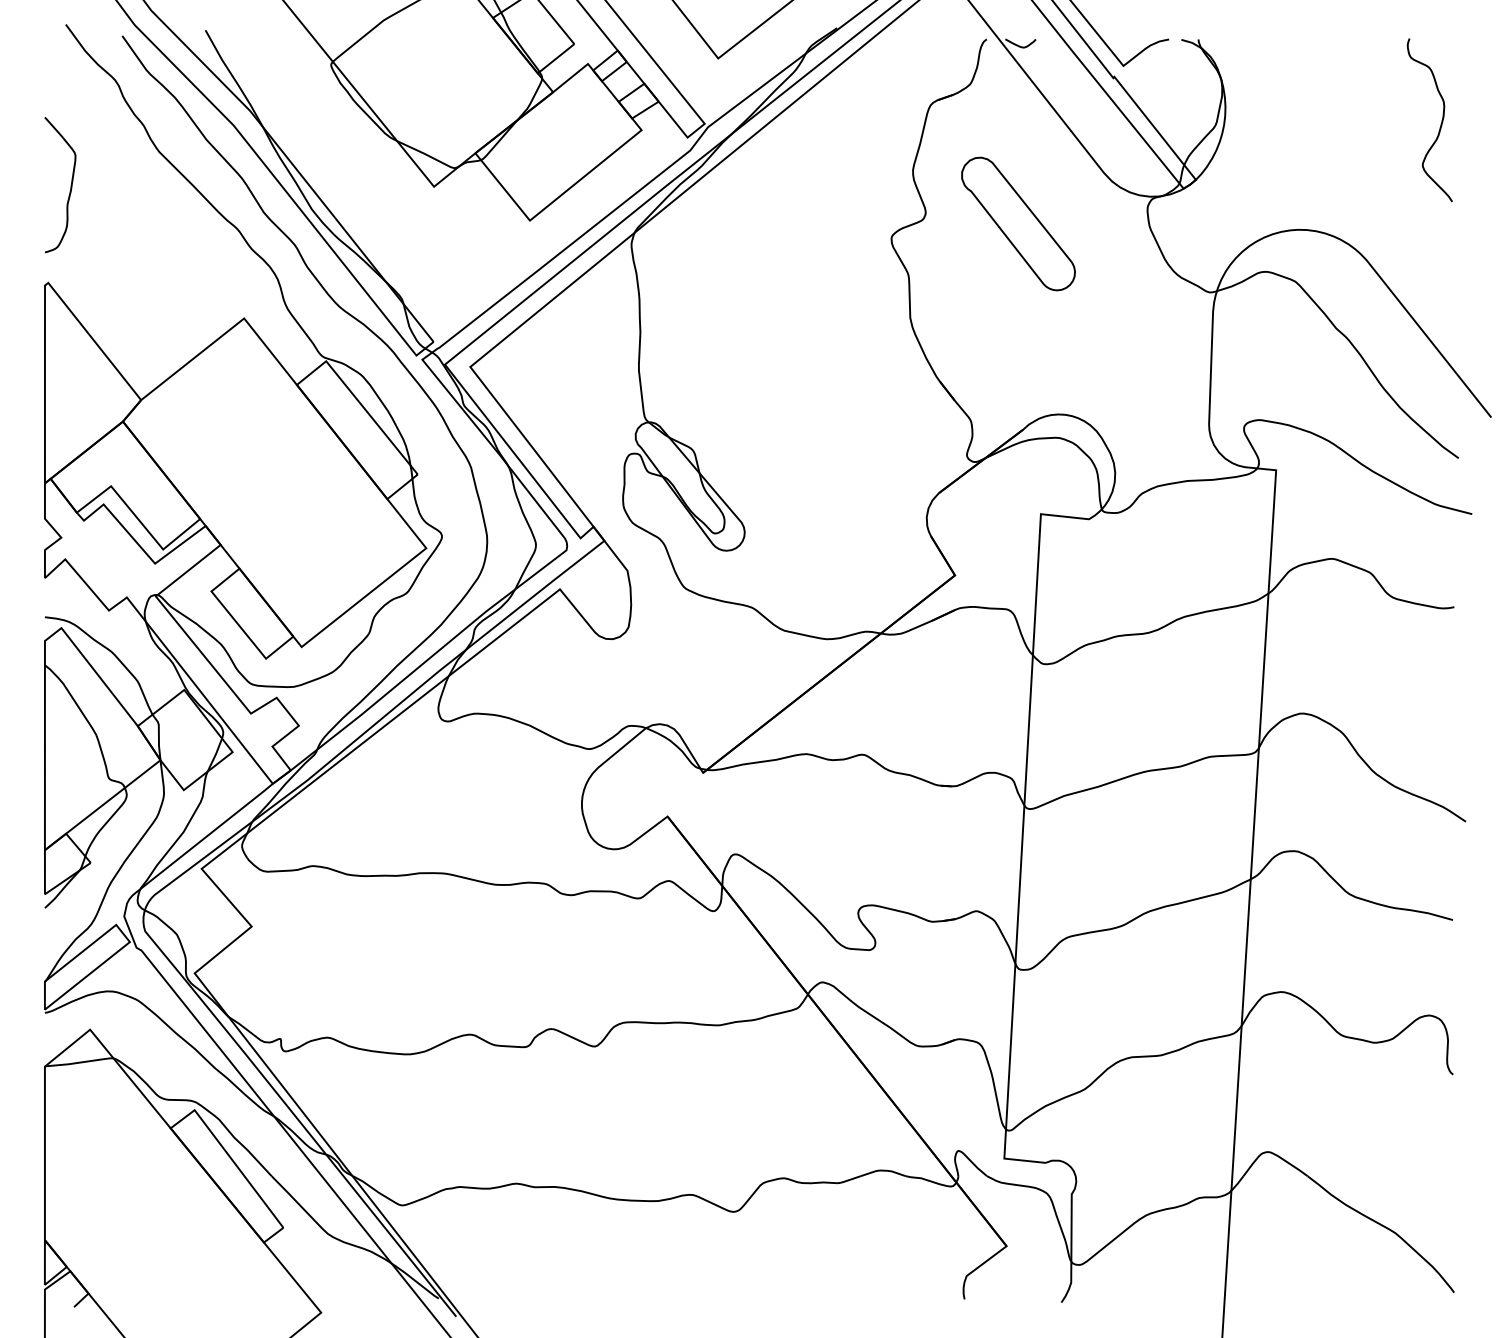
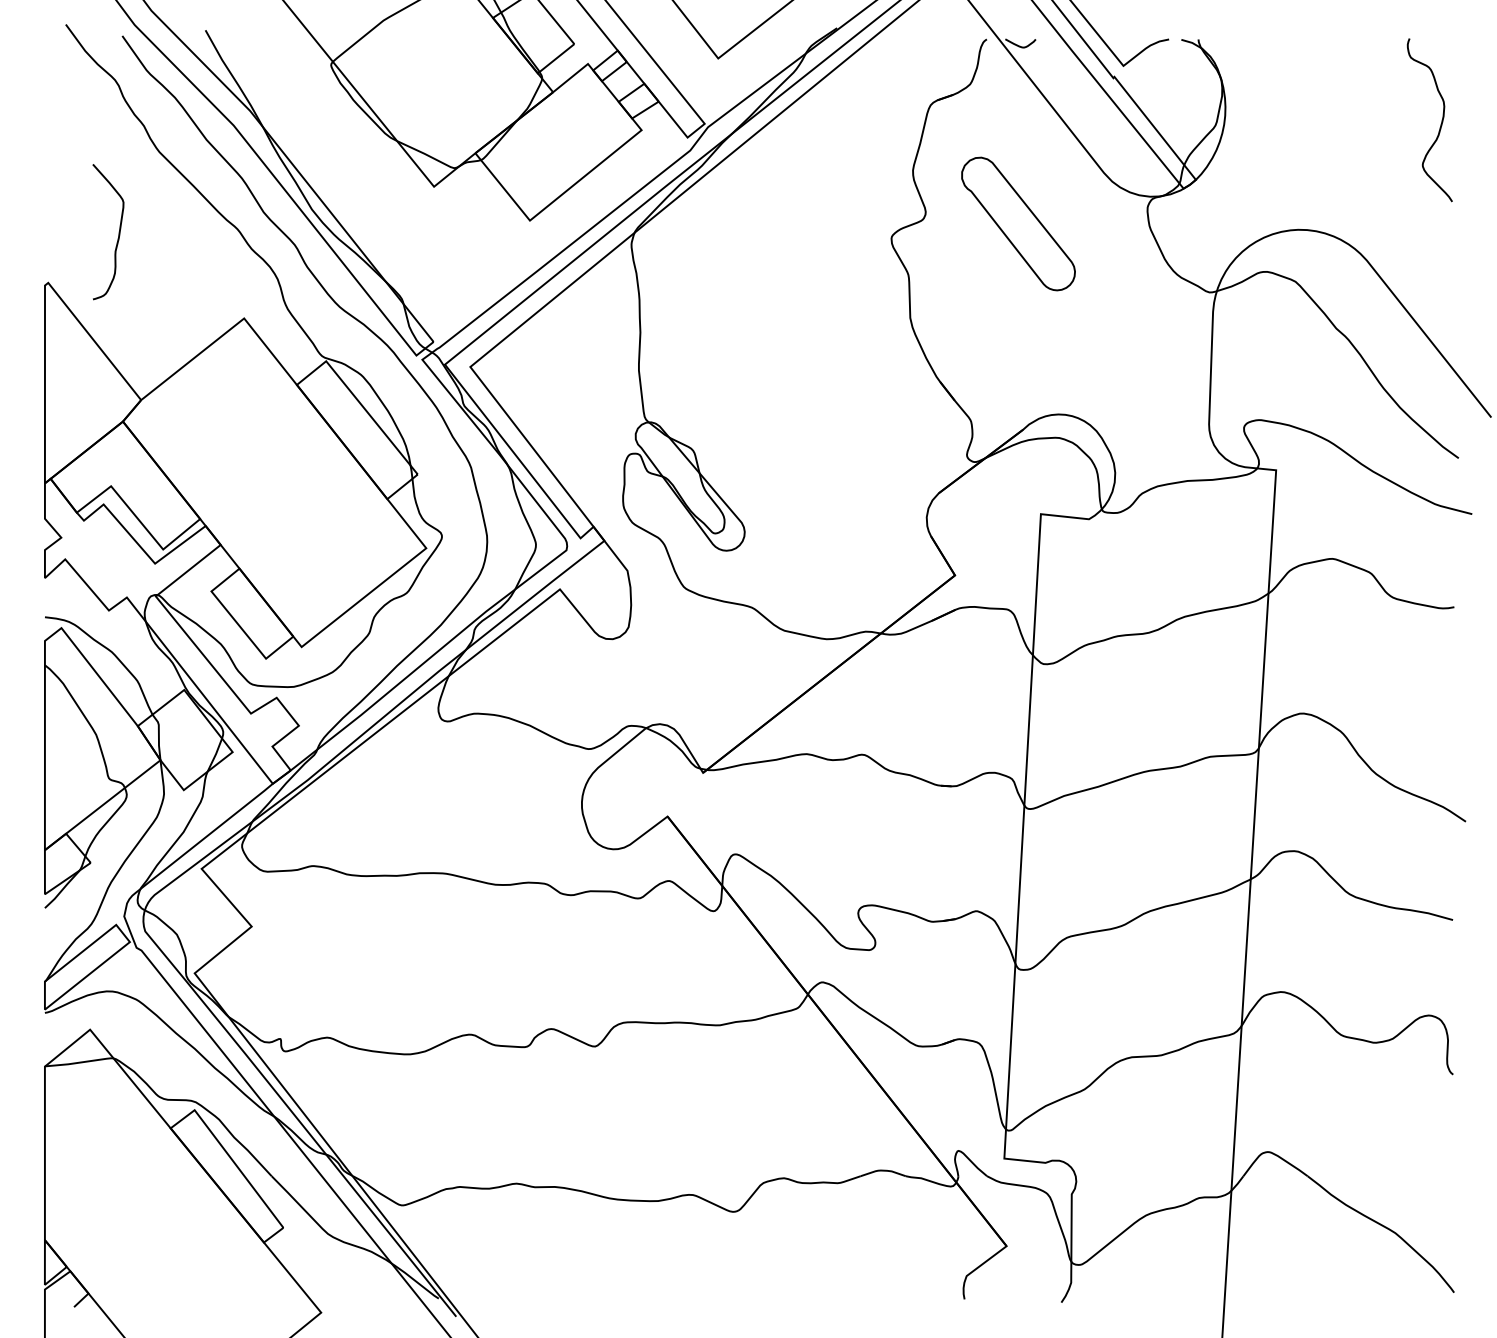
curve position: (70, 185) -> (118, 232) (118, 232)
